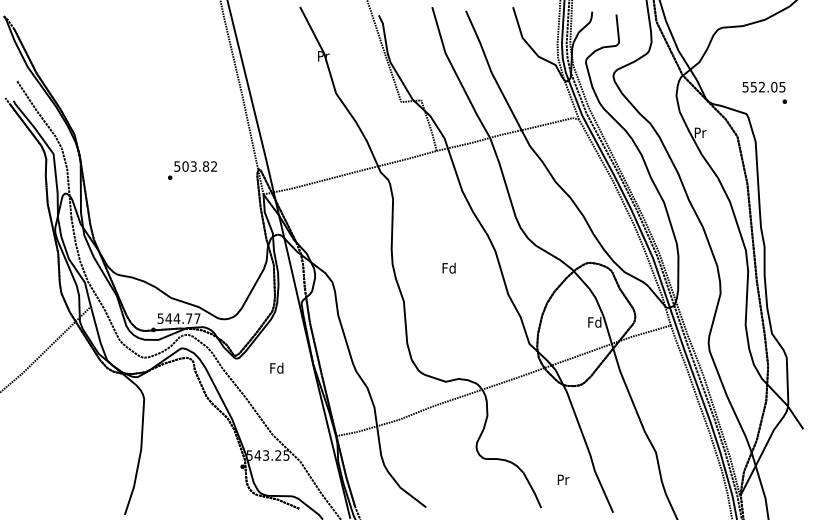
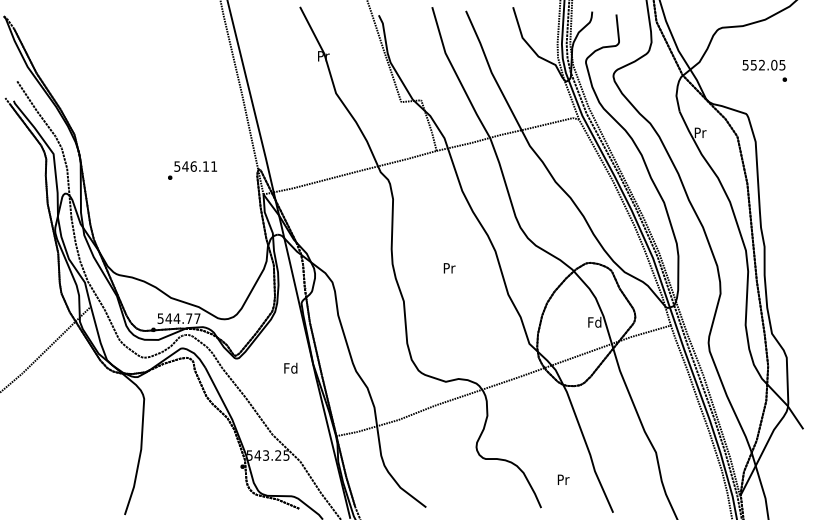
text position: (764, 92) -> (764, 70) (764, 70)
text: 503.82 -> 546.11 (199, 166)
text: Fd -> Pr (448, 267)
text position: (276, 367) -> (290, 367) (290, 367)
